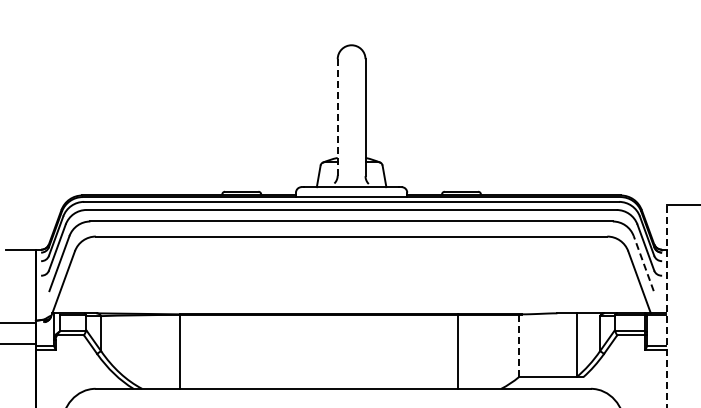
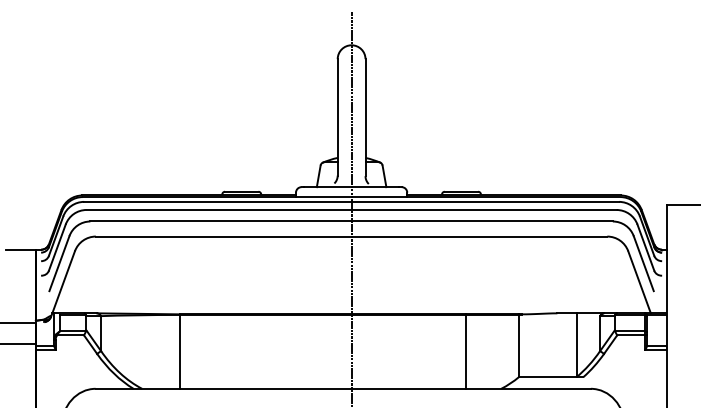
line: dashed -> solid (337, 117)
line: none -> present (351, 208)
line: dashed -> solid (643, 263)
line: dashed -> solid (667, 305)
line: dashed -> solid (518, 345)
line position: (457, 351) -> (465, 351) (465, 351)
